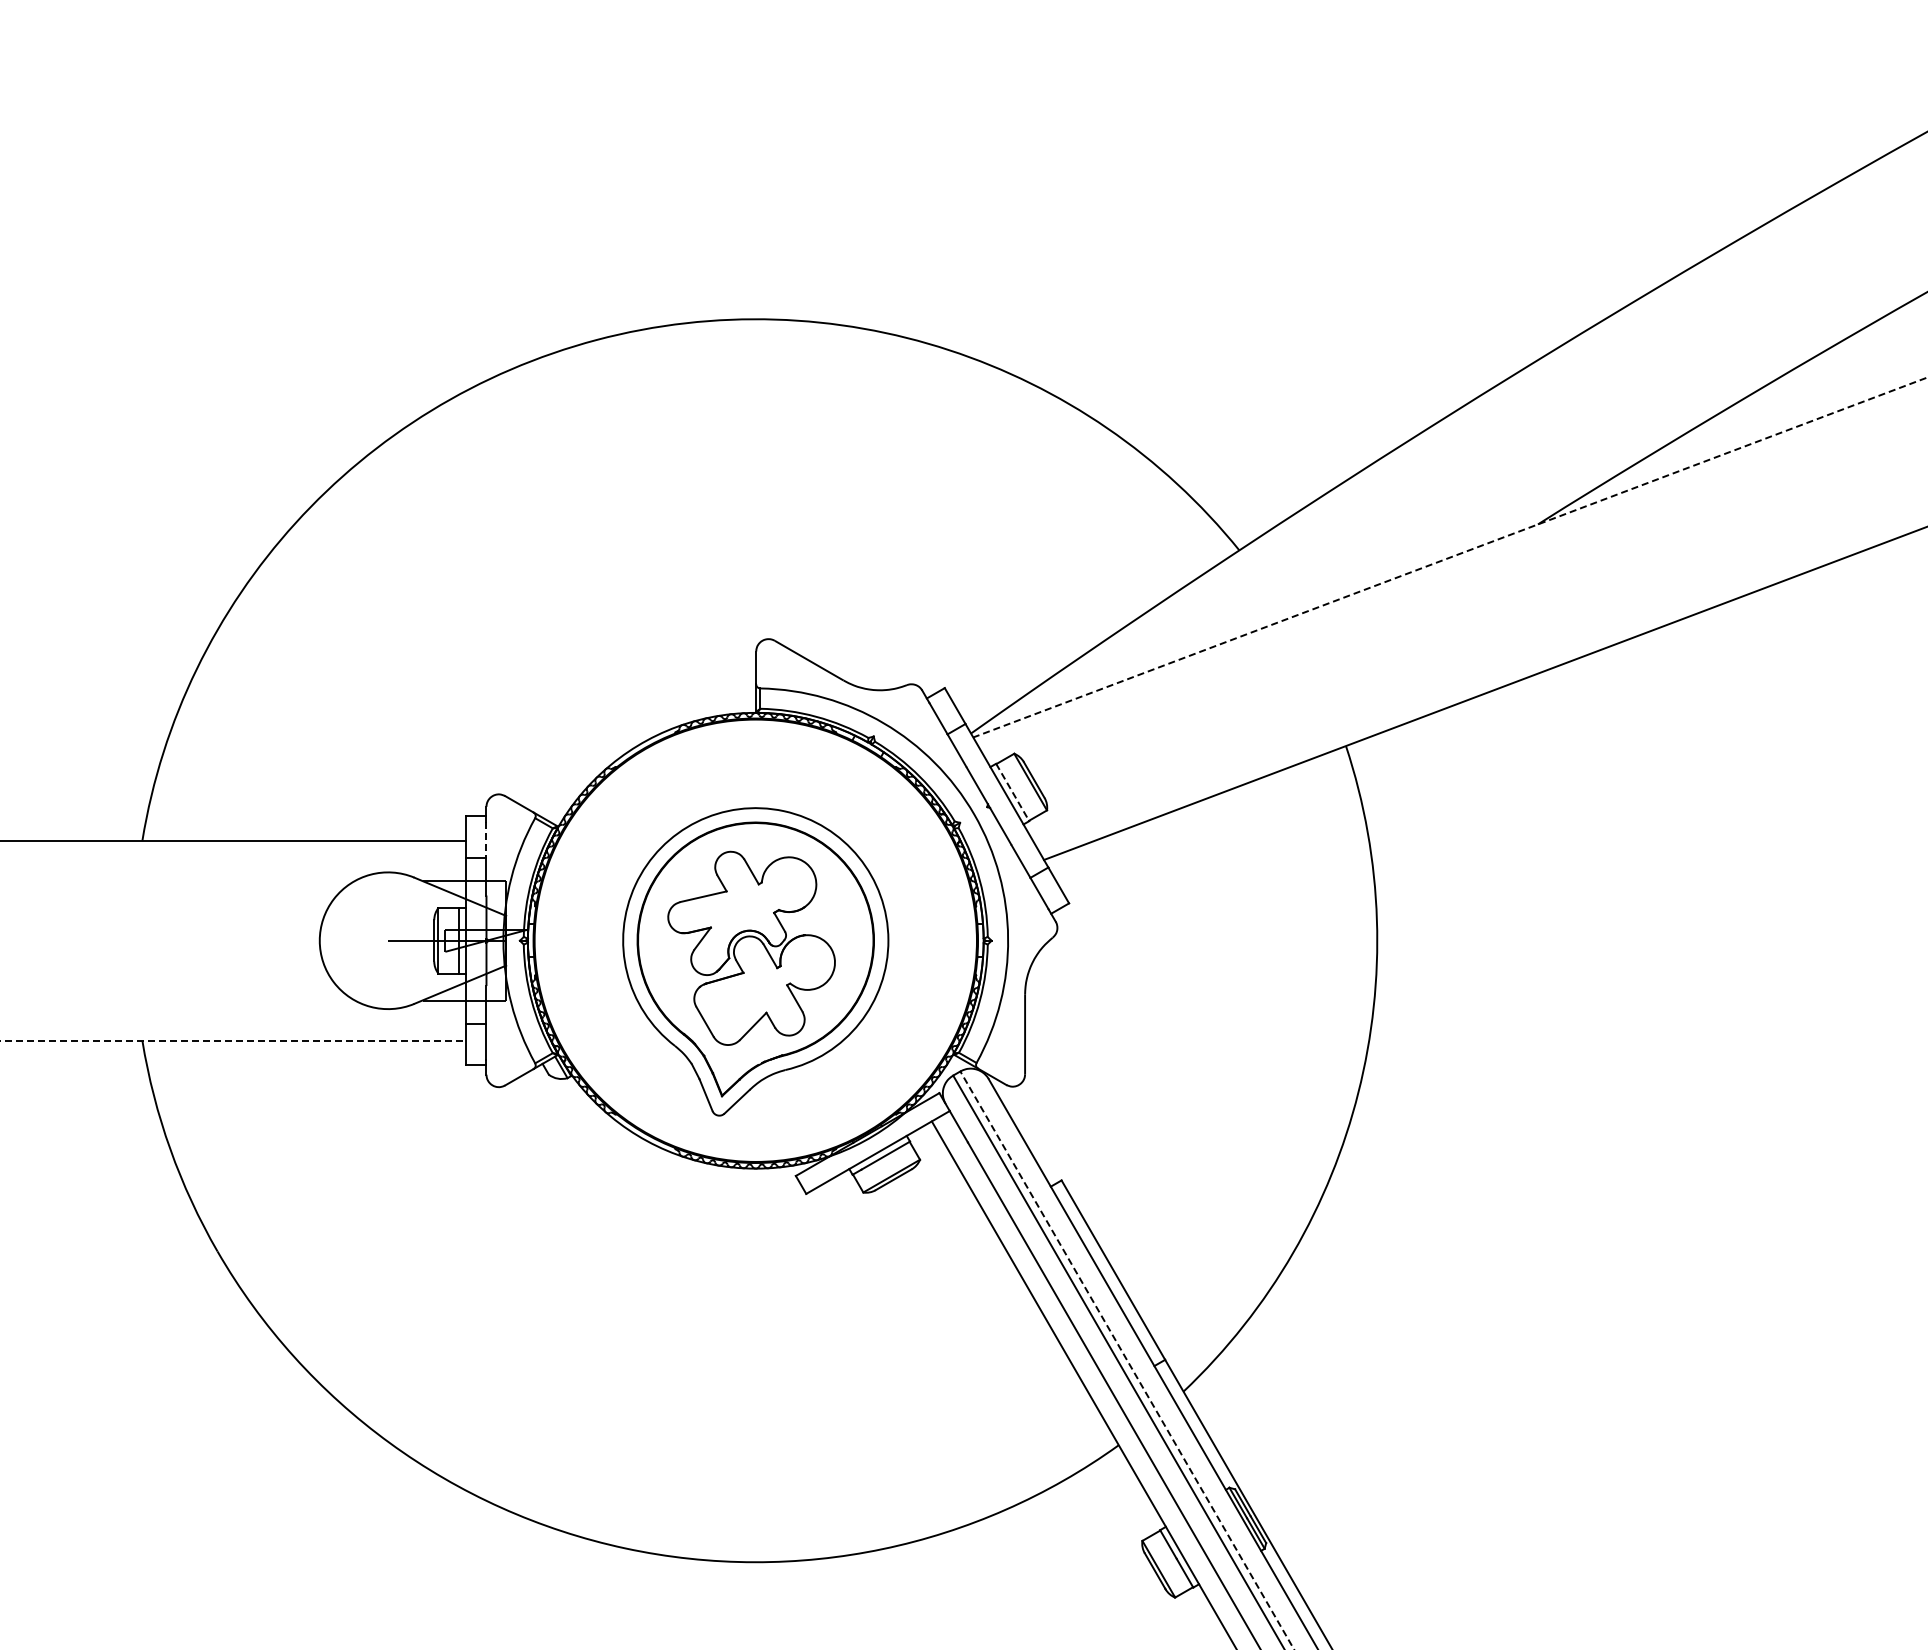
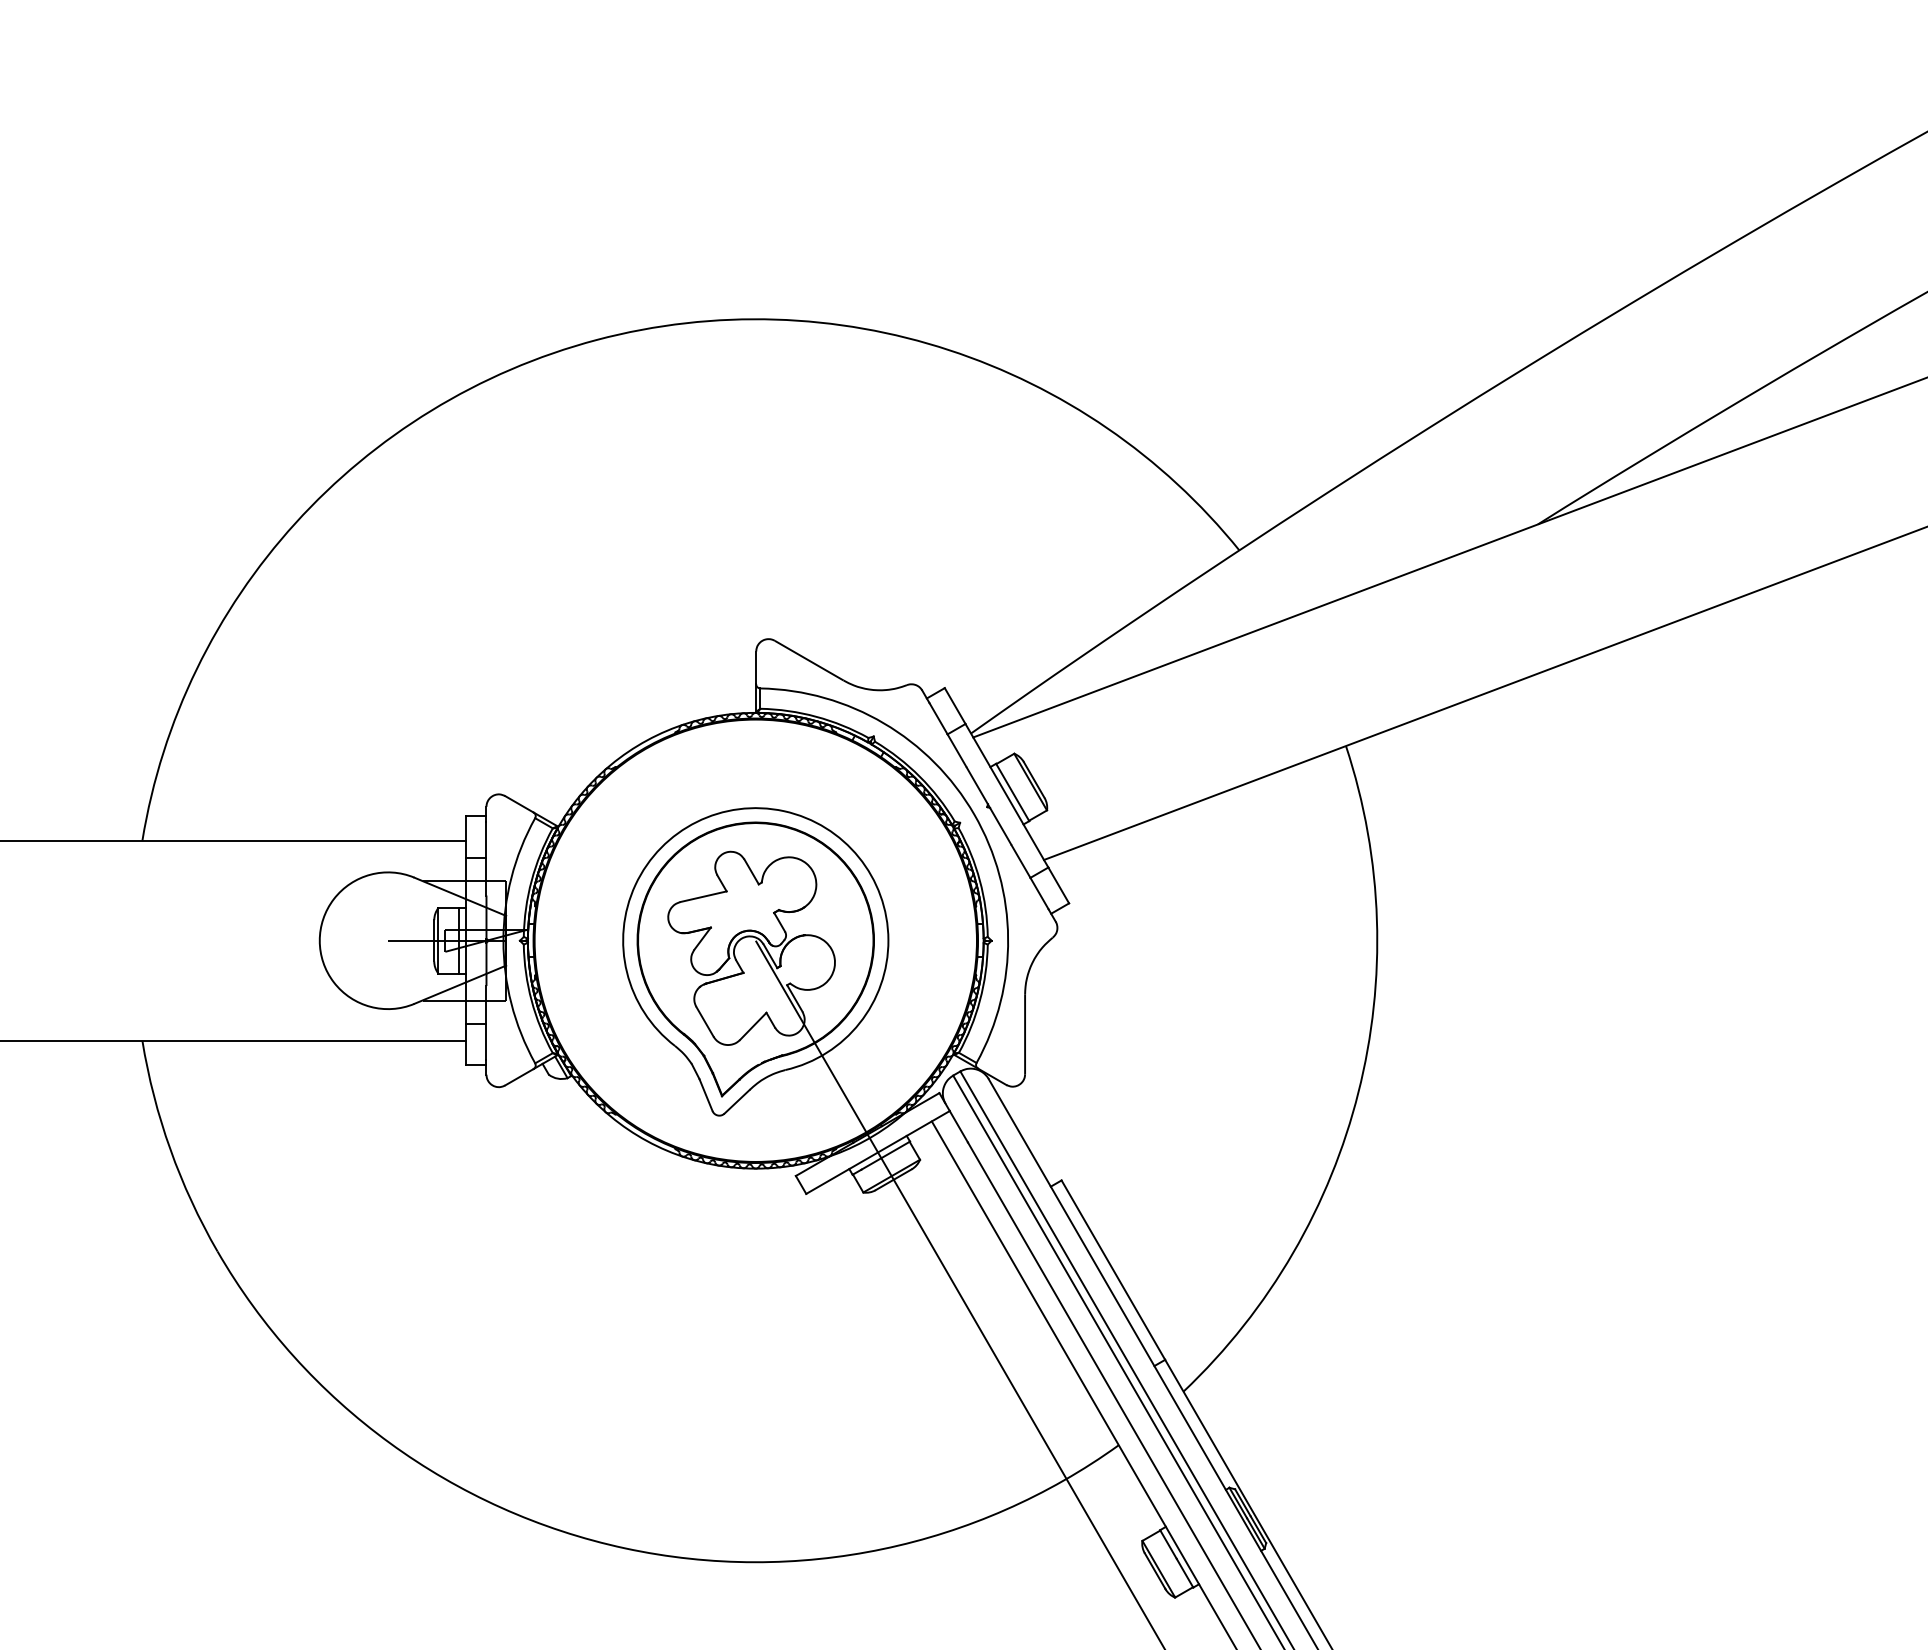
line: dashed -> solid (1450, 557)
line: dashed -> solid (1012, 792)
line: dashed -> solid (486, 840)
line: dashed -> solid (234, 1040)
line: none -> present (959, 1293)
line: dashed -> solid (1127, 1360)
